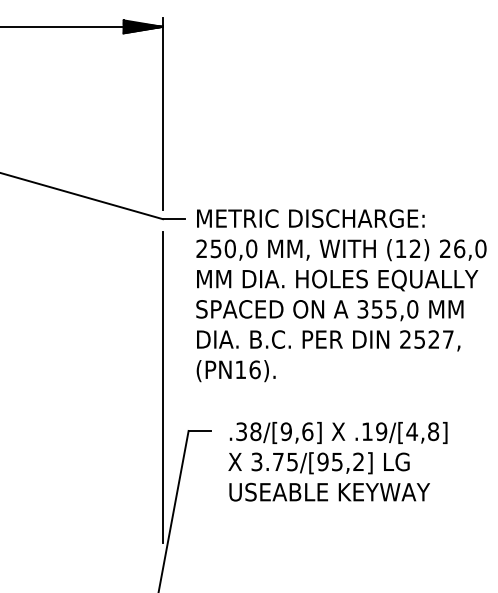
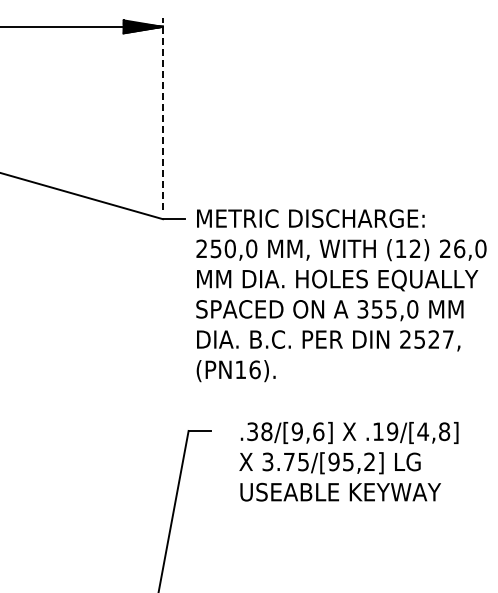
line: solid -> dashed (162, 113)
line: present -> none (162, 387)
text position: (337, 461) -> (348, 461) (348, 461)
